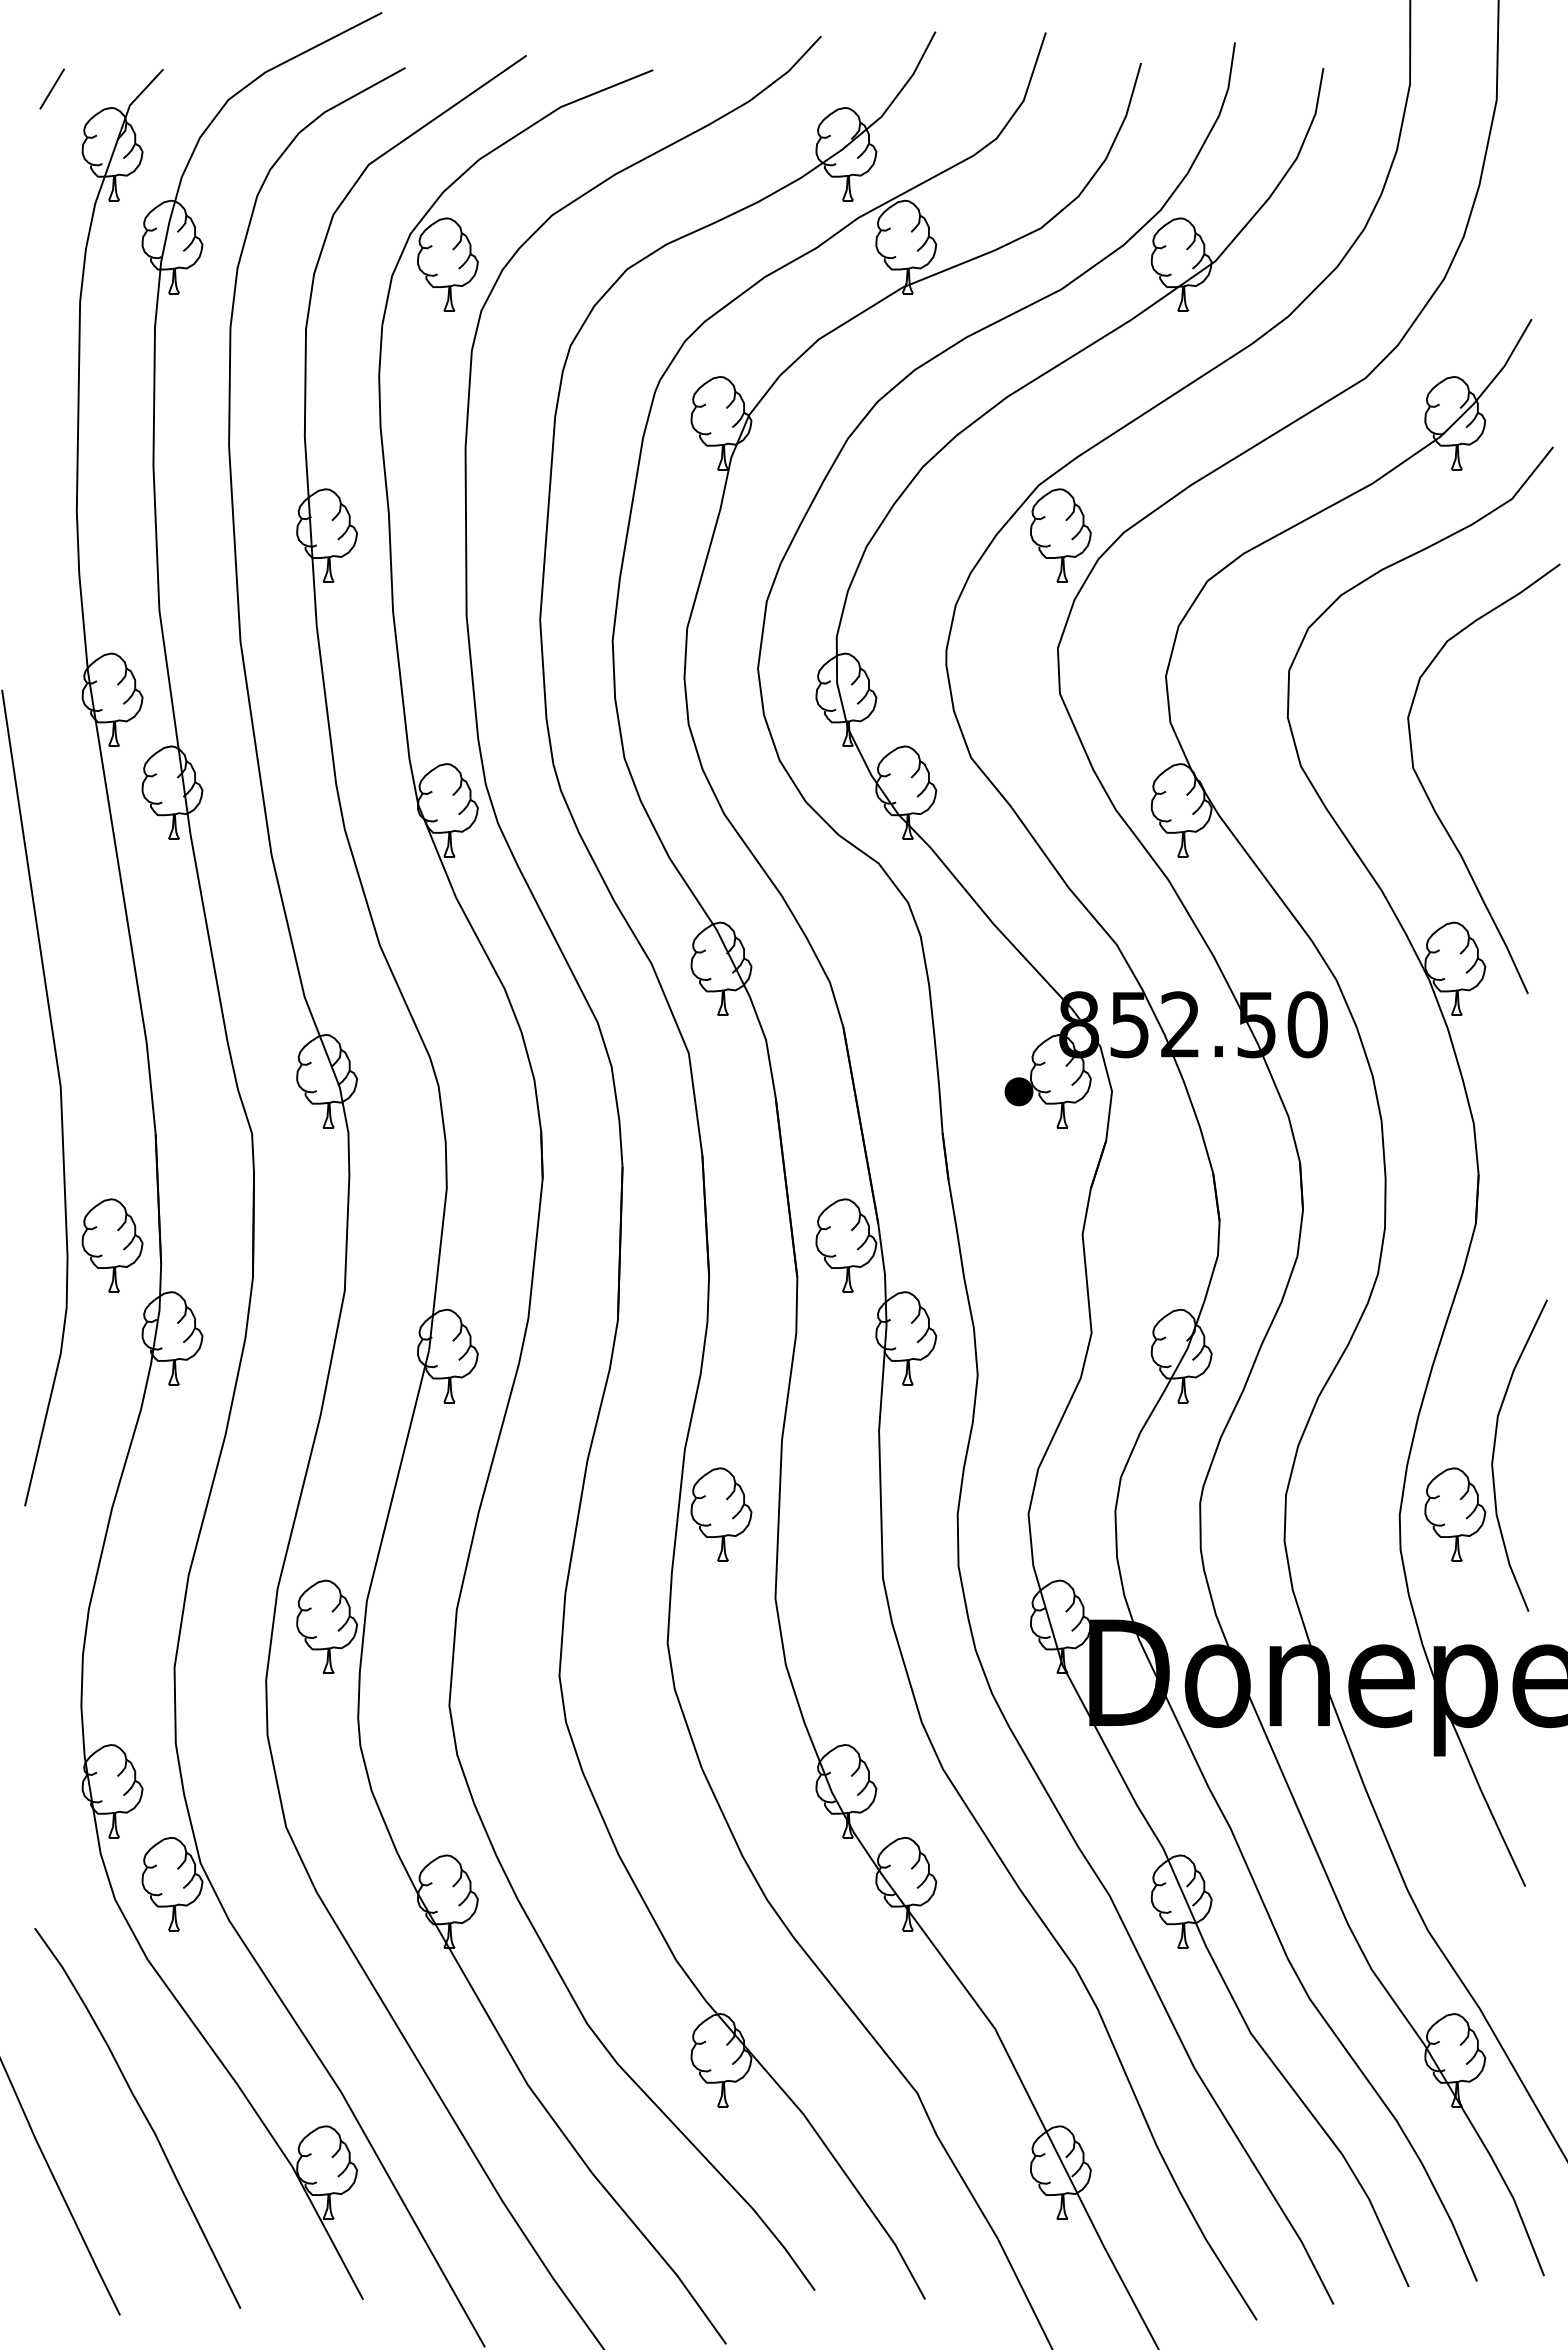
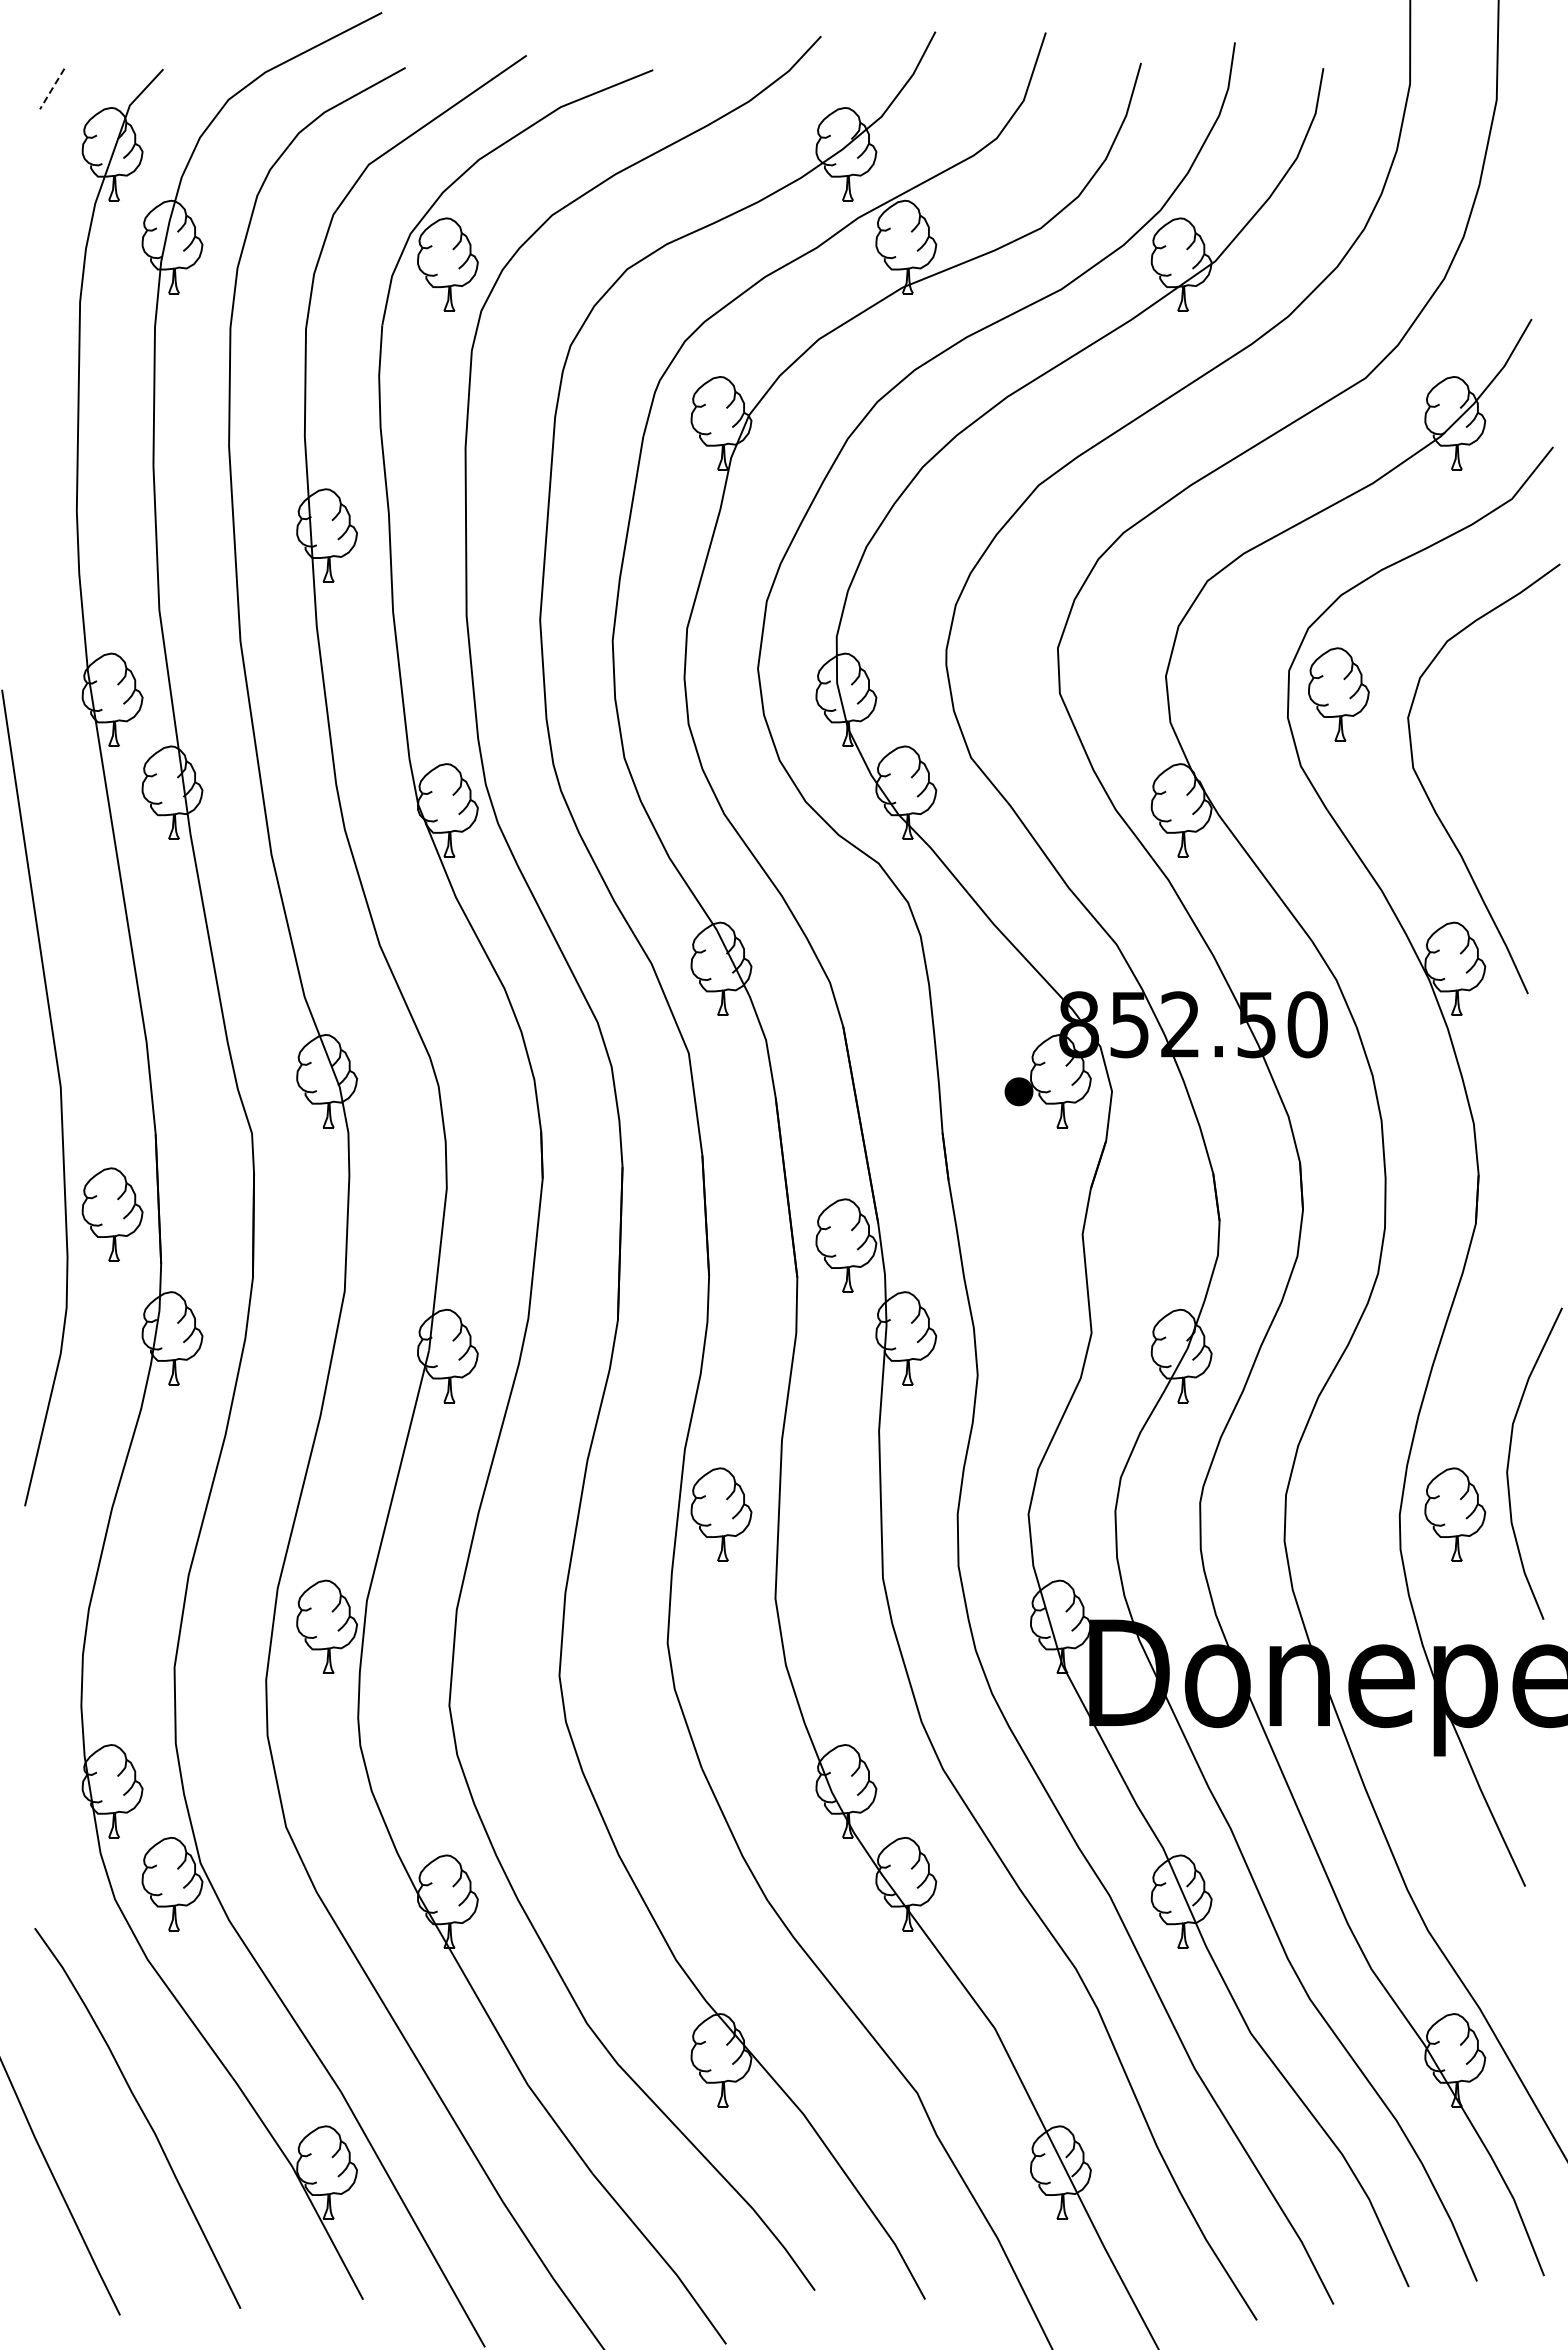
line: solid -> dashed (52, 89)
part position: (1060, 535) -> (1338, 694) (1338, 694)
part position: (112, 1245) -> (112, 1214) (112, 1214)
curve position: (1494, 1455) -> (1509, 1463) (1509, 1463)
